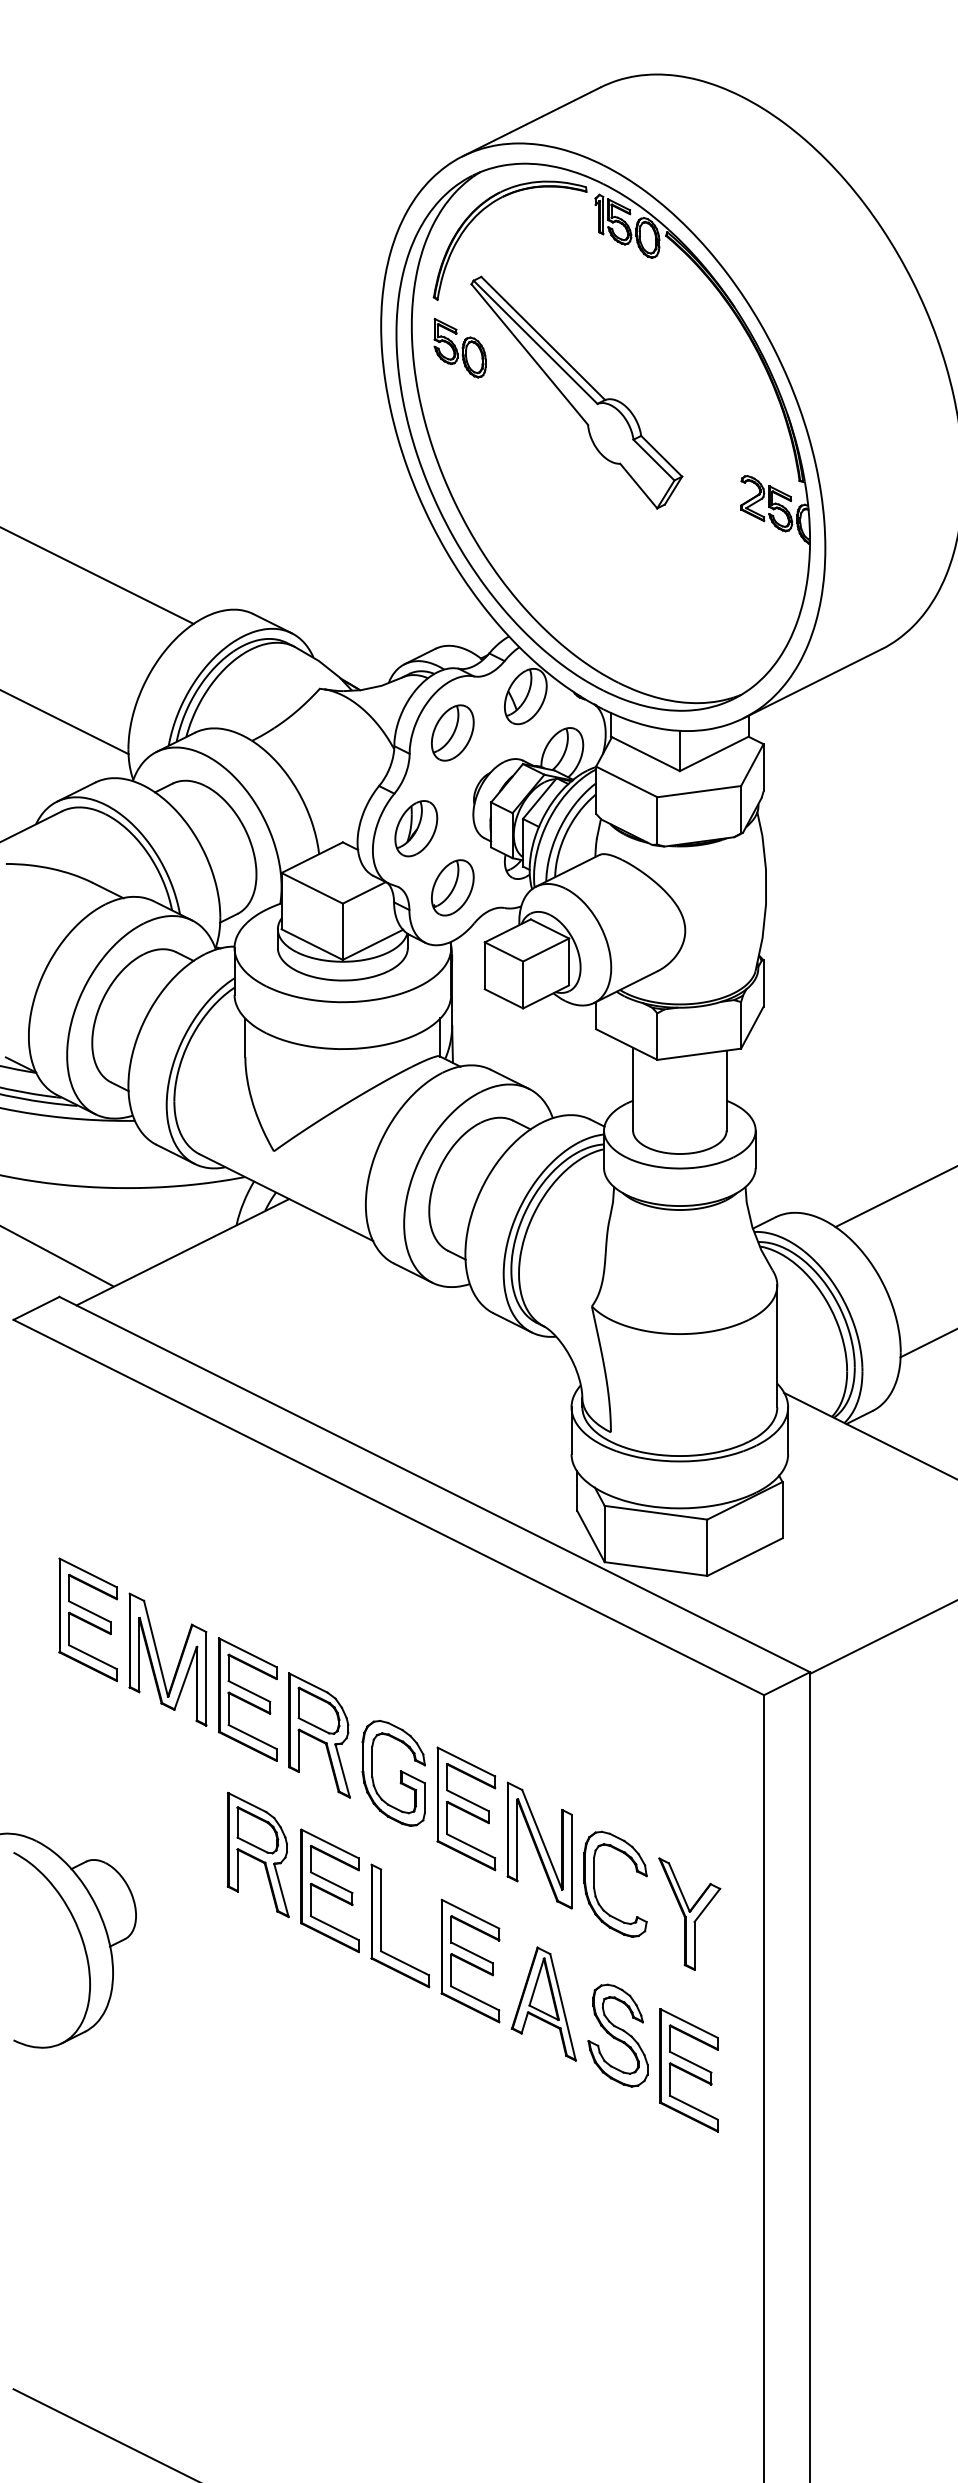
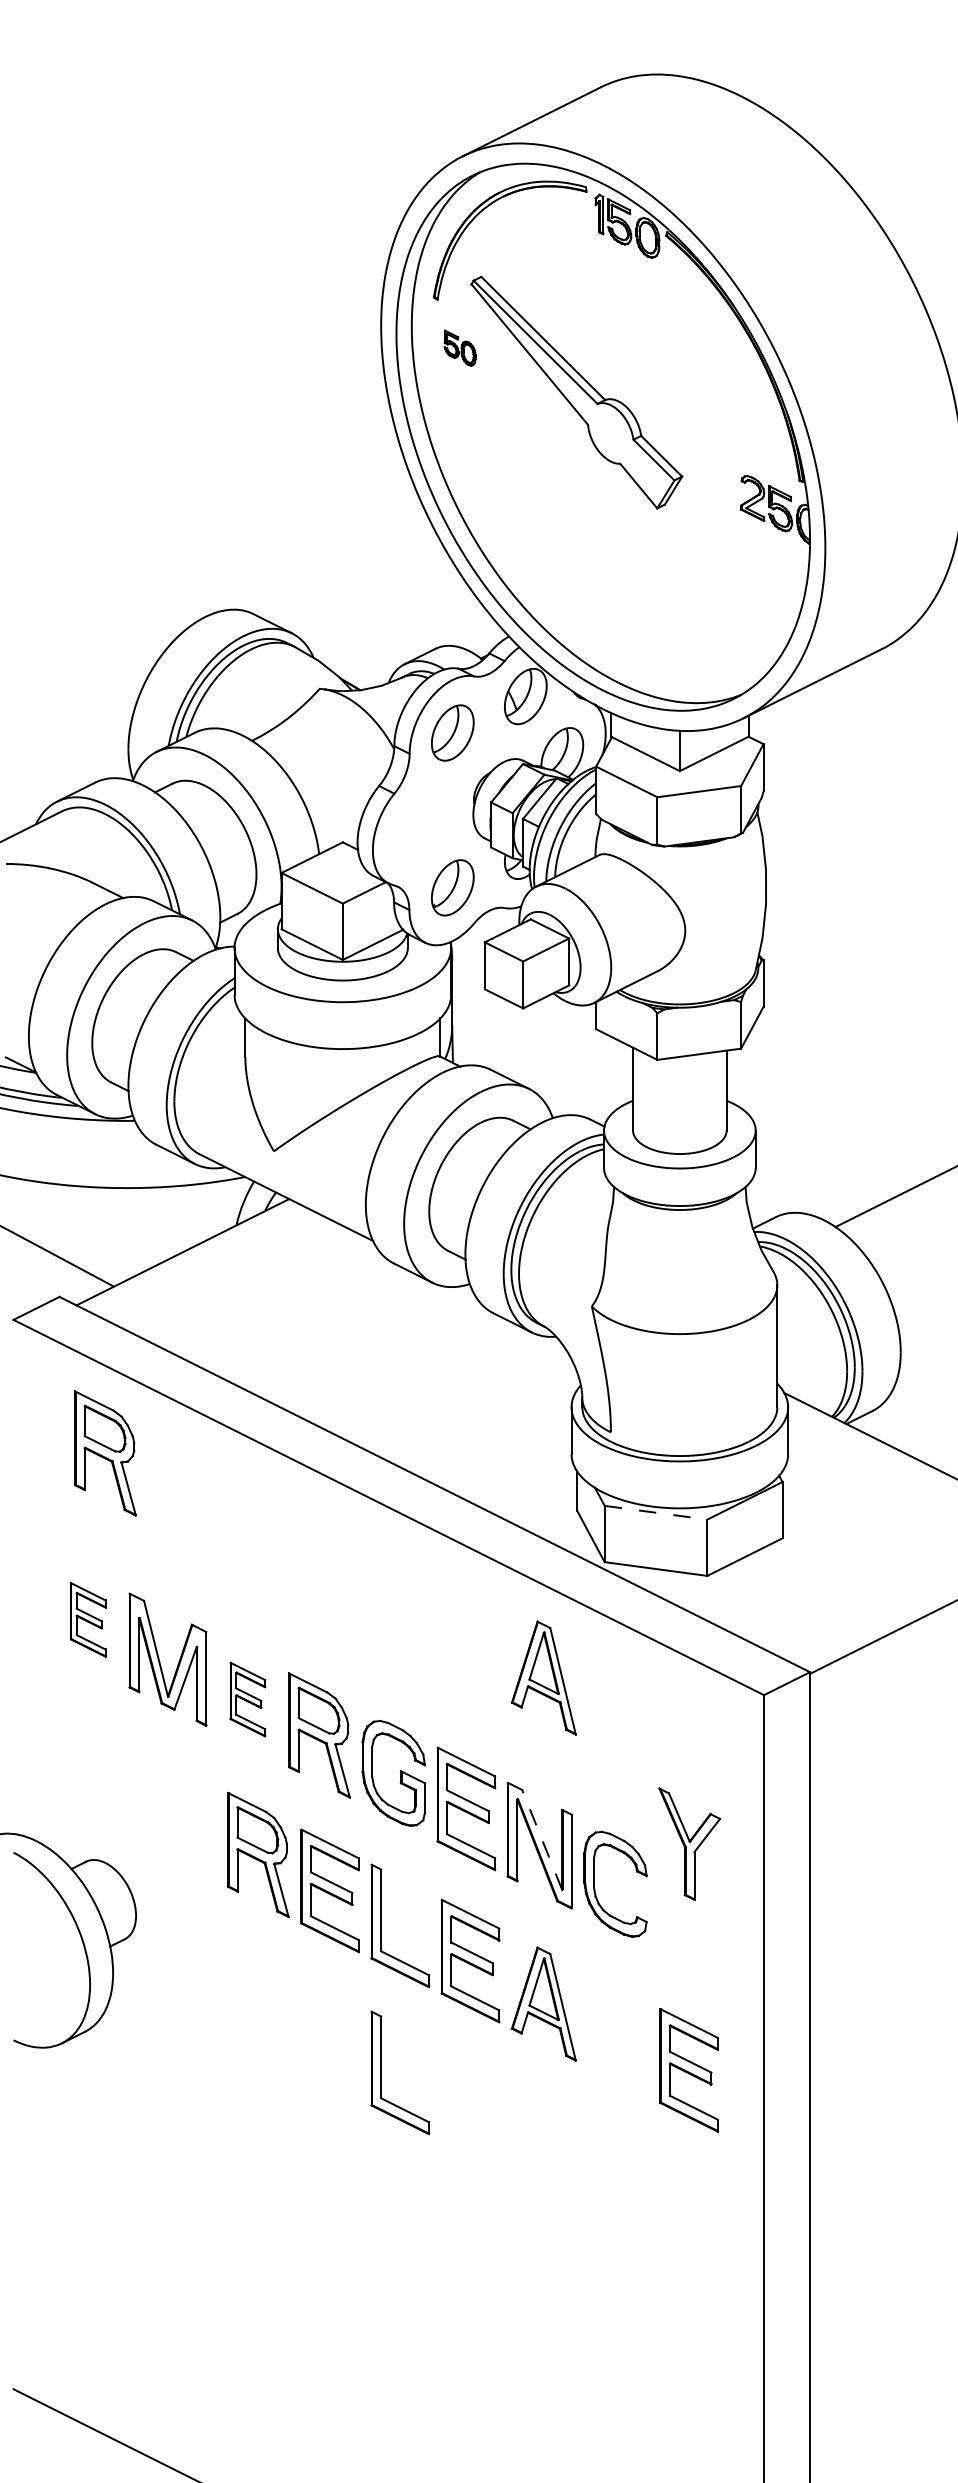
part size: 54x62 px -> 34x38 px (459, 347)
line: present -> none (97, 575)
line: present -> none (65, 722)
part: present -> none (416, 828)
line: present -> none (927, 1343)
part: none -> present (105, 1453)
line: solid -> dashed (656, 1512)
part size: 61x126 px -> 37x76 px (88, 1619)
part: none -> present (543, 1677)
part size: 60x125 px -> 38x77 px (247, 1699)
line: solid -> dashed (542, 1839)
part position: (689, 1913) -> (689, 1843) (689, 1843)
part: present -> none (617, 2035)
part: none -> present (381, 2072)
